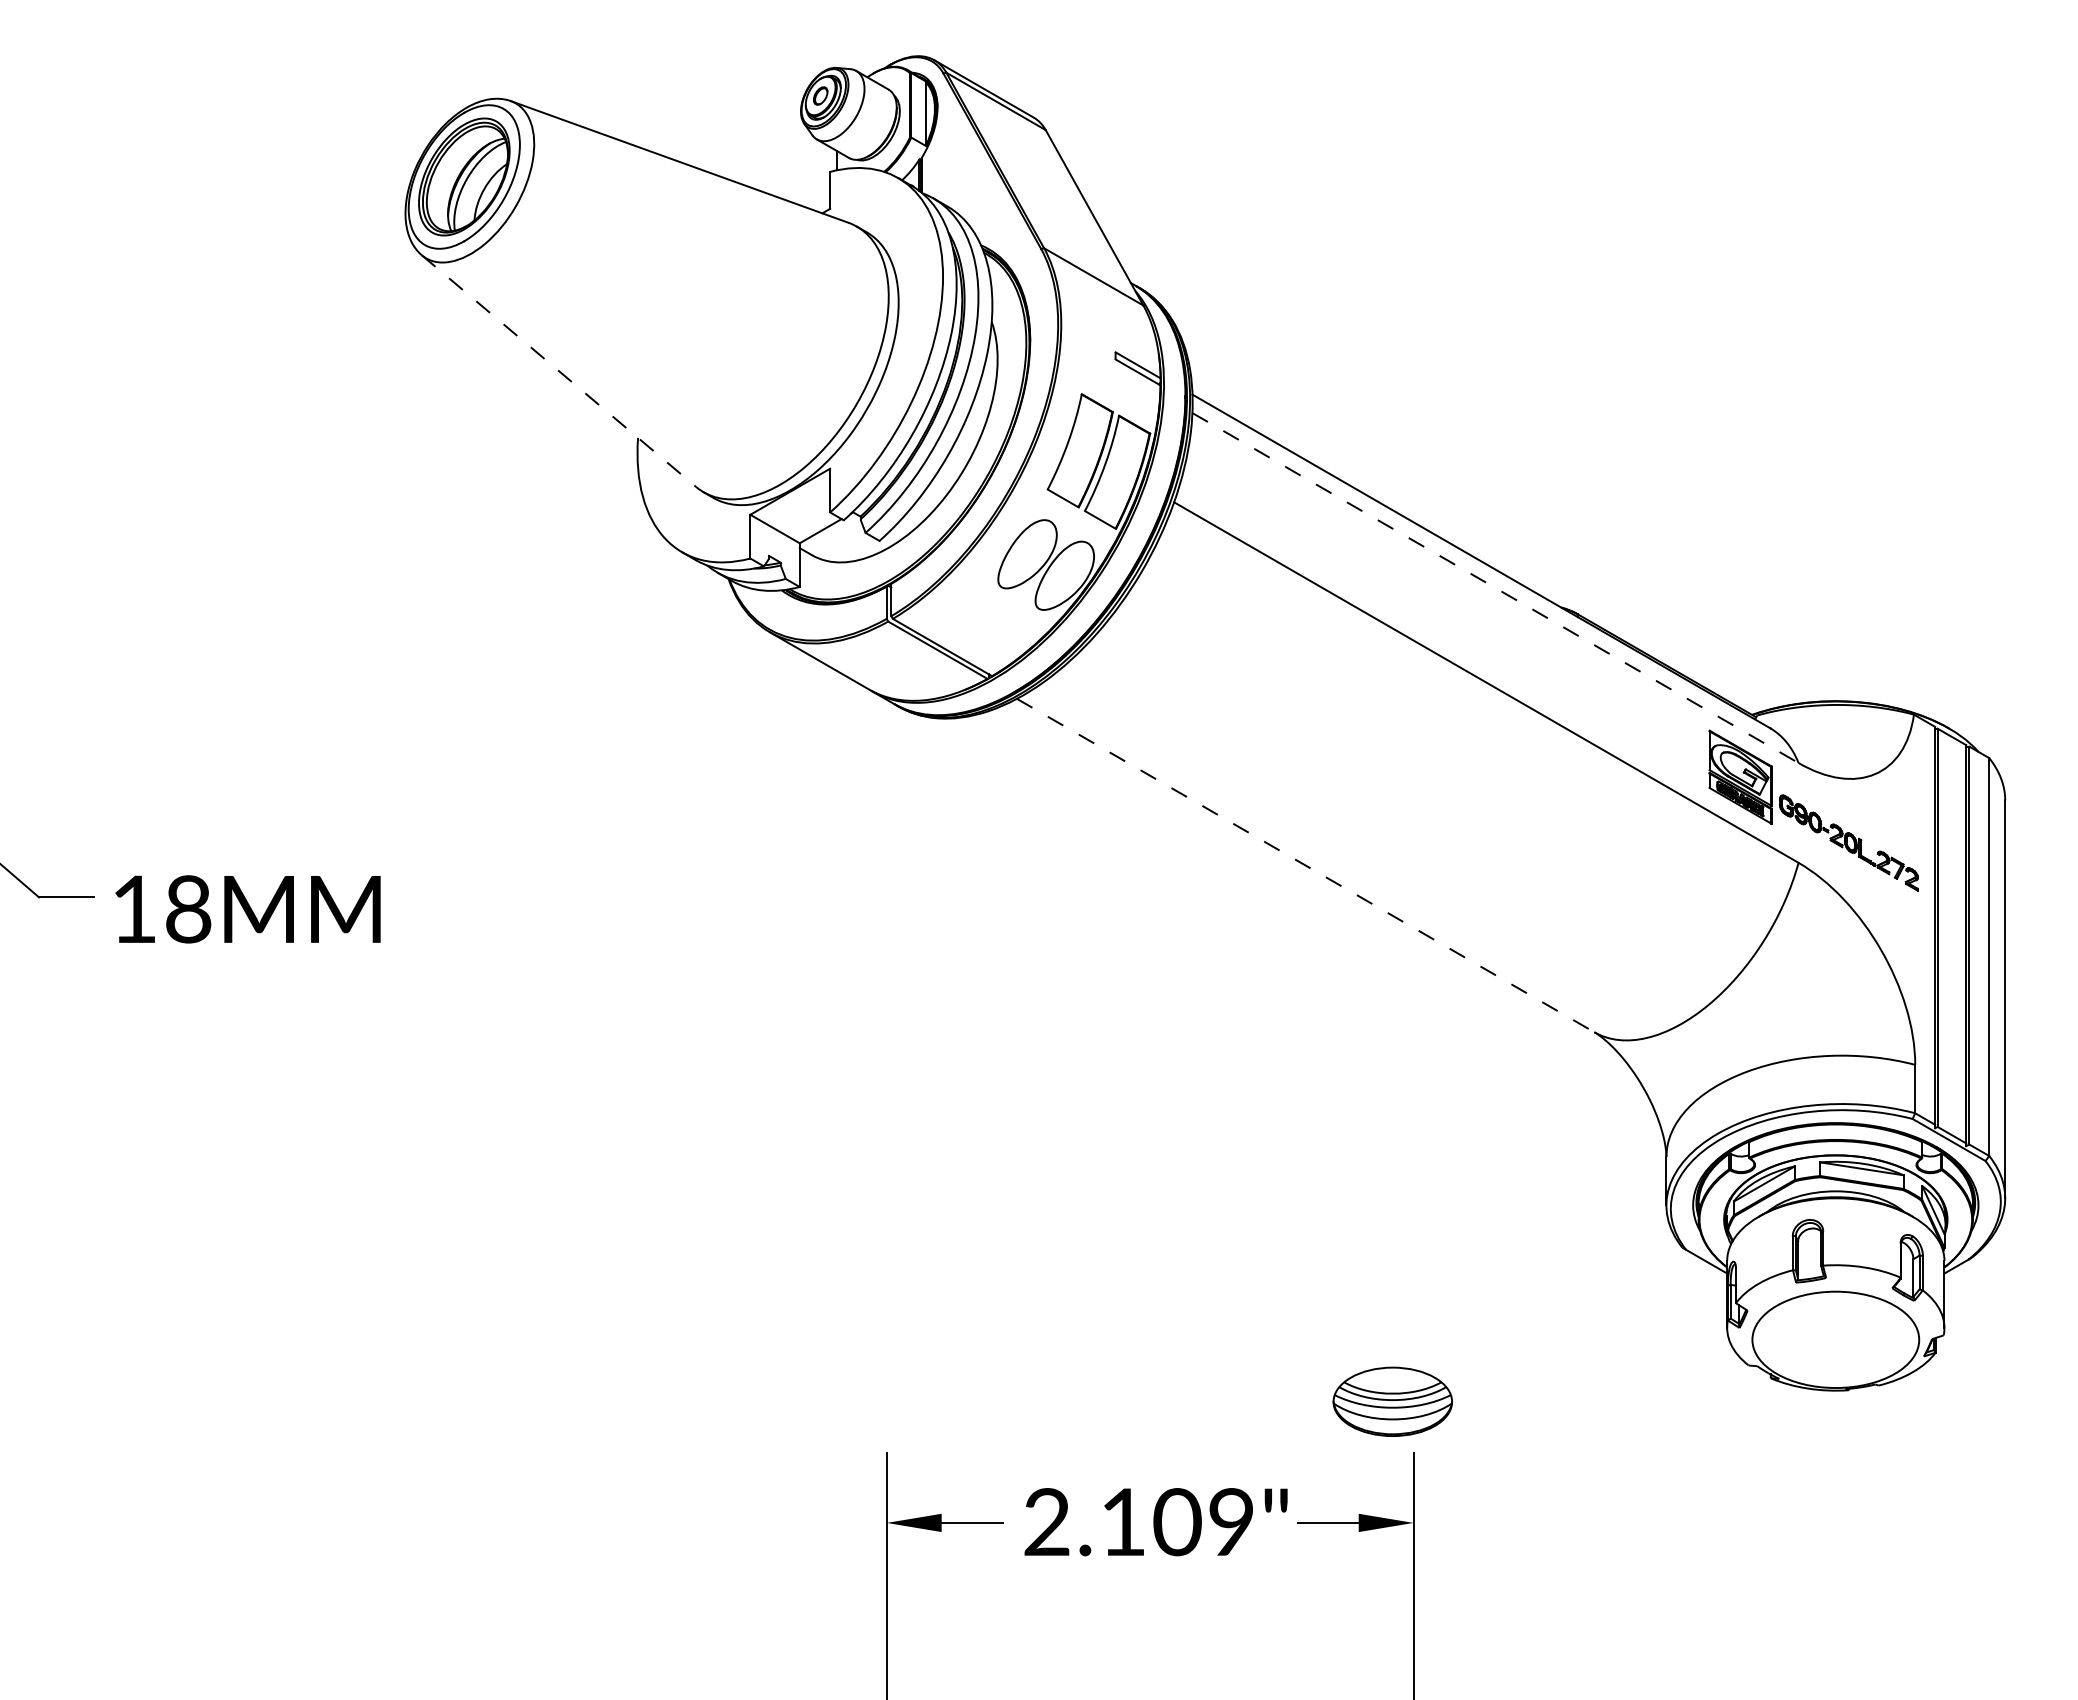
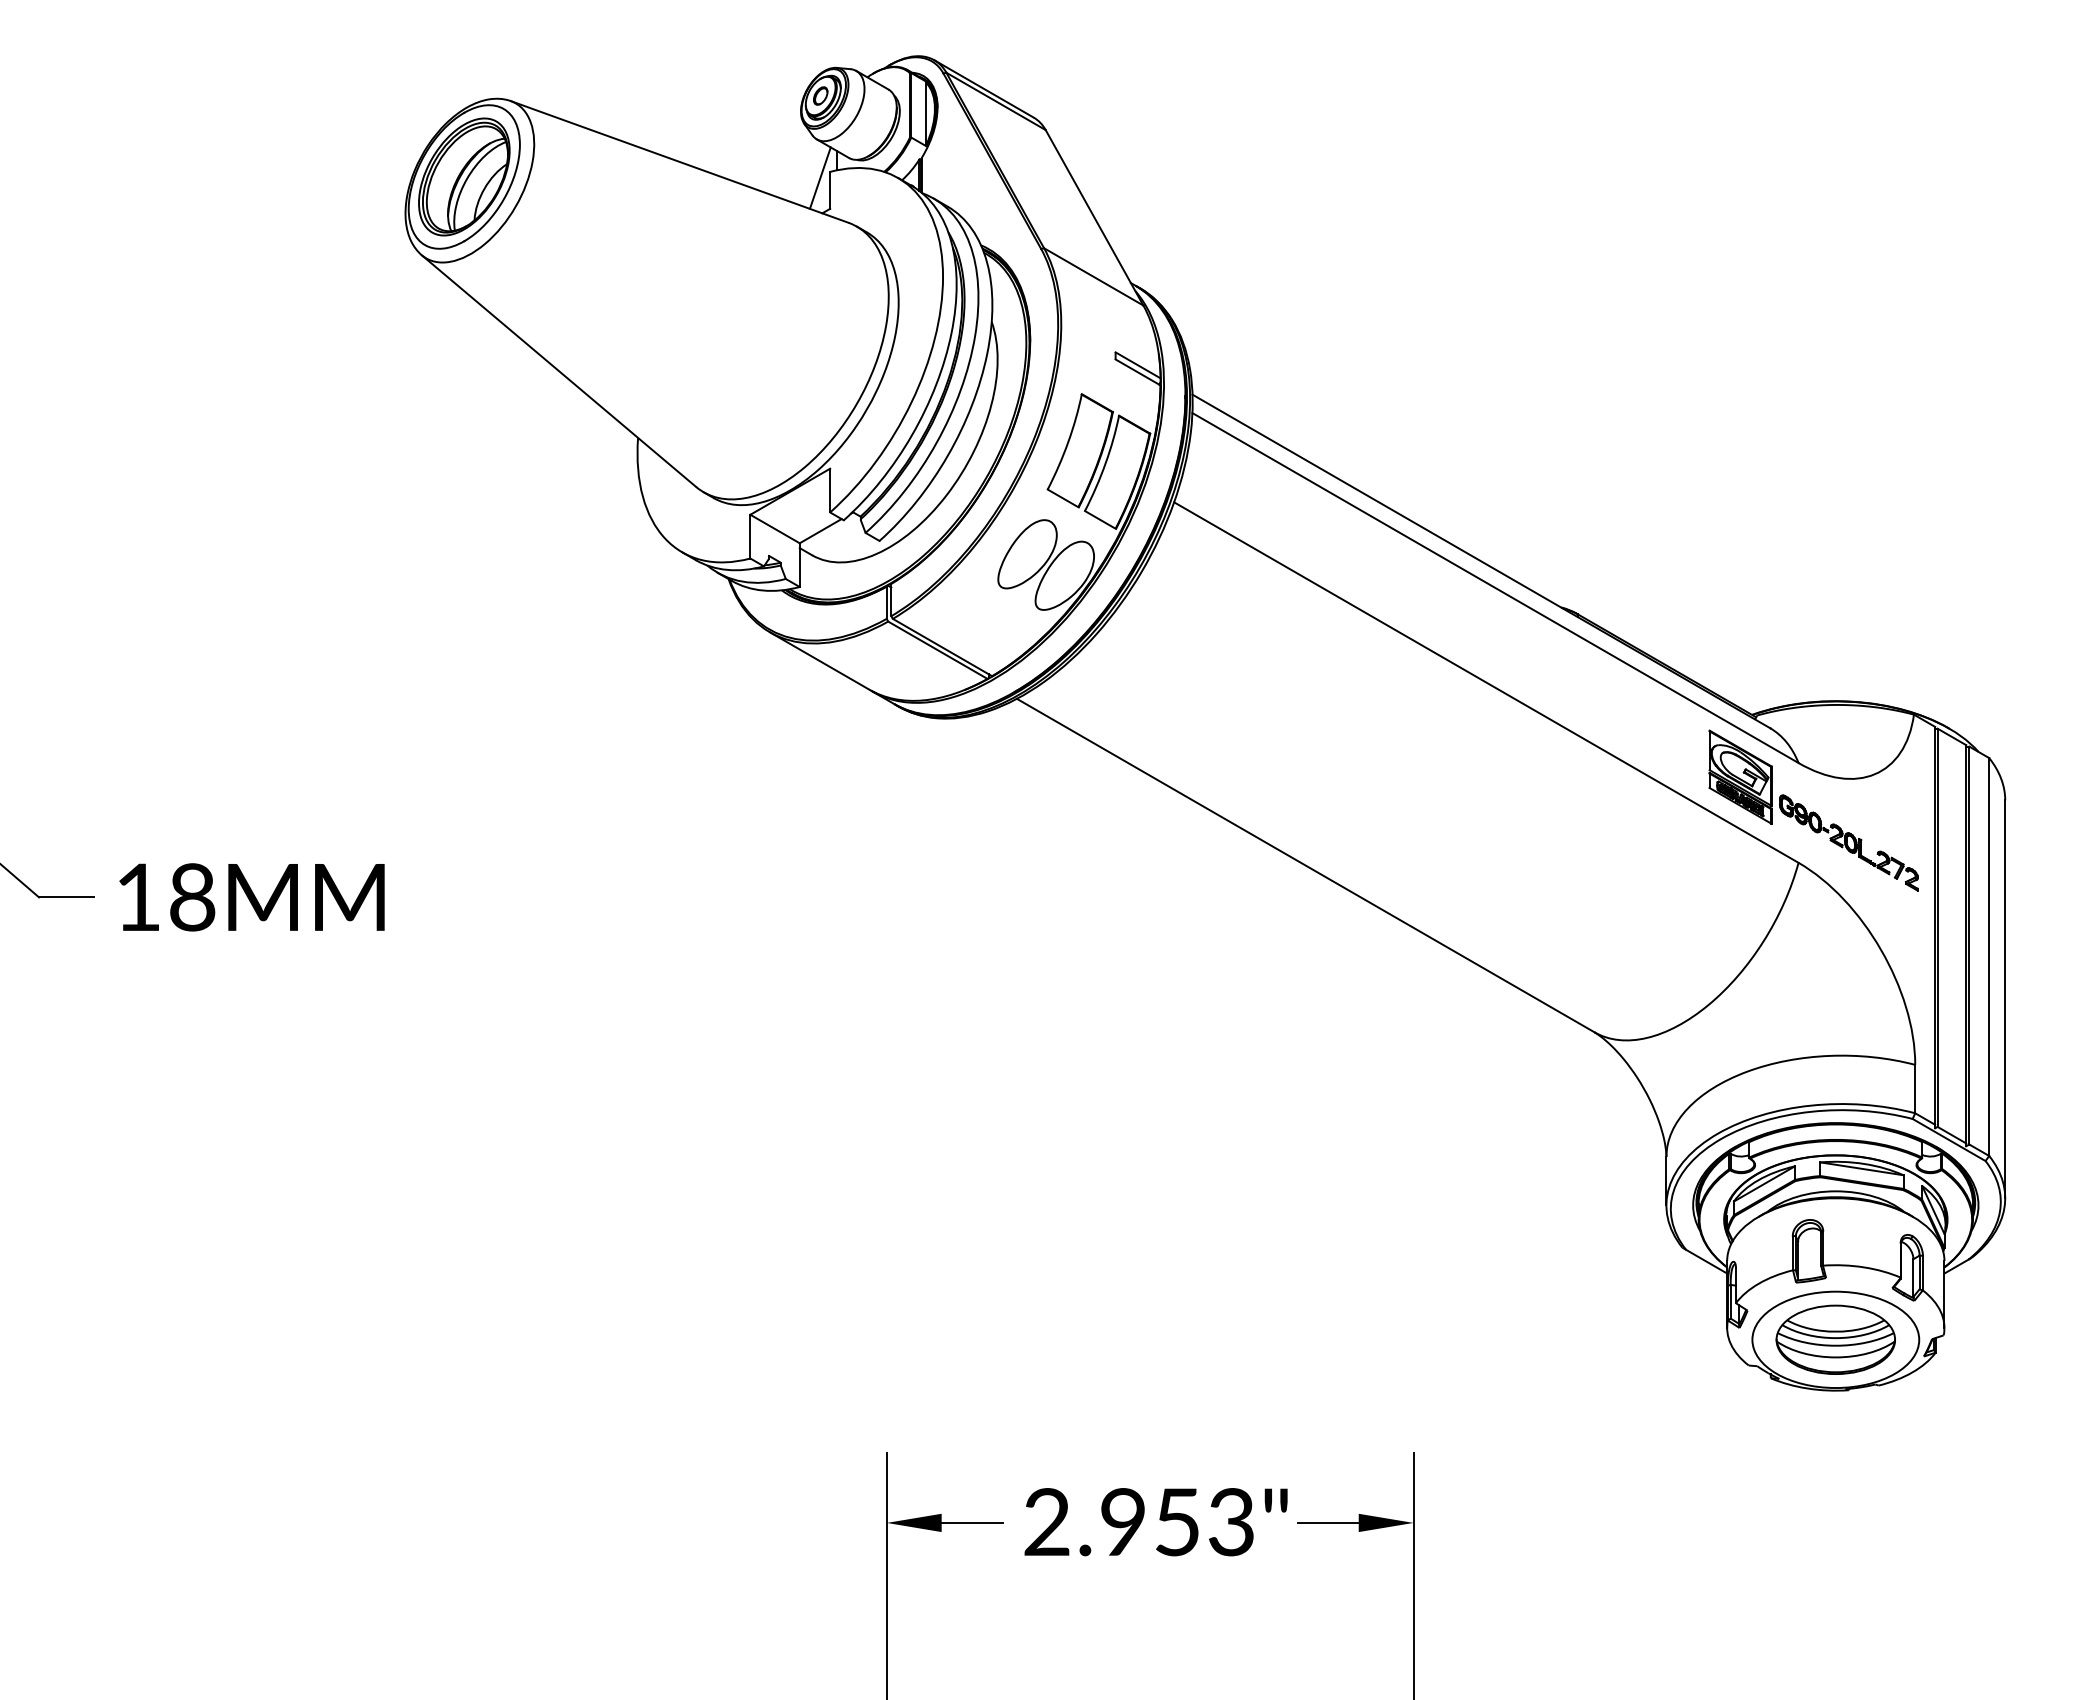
line: none -> present (819, 177)
line: dashed -> solid (559, 371)
line: dashed -> solid (1495, 588)
line: dashed -> solid (1306, 865)
text position: (247, 909) -> (251, 897) (251, 897)
part position: (1392, 1401) -> (1835, 1339) (1835, 1339)
text: 2.109" -> 2.953" (1177, 1522)
